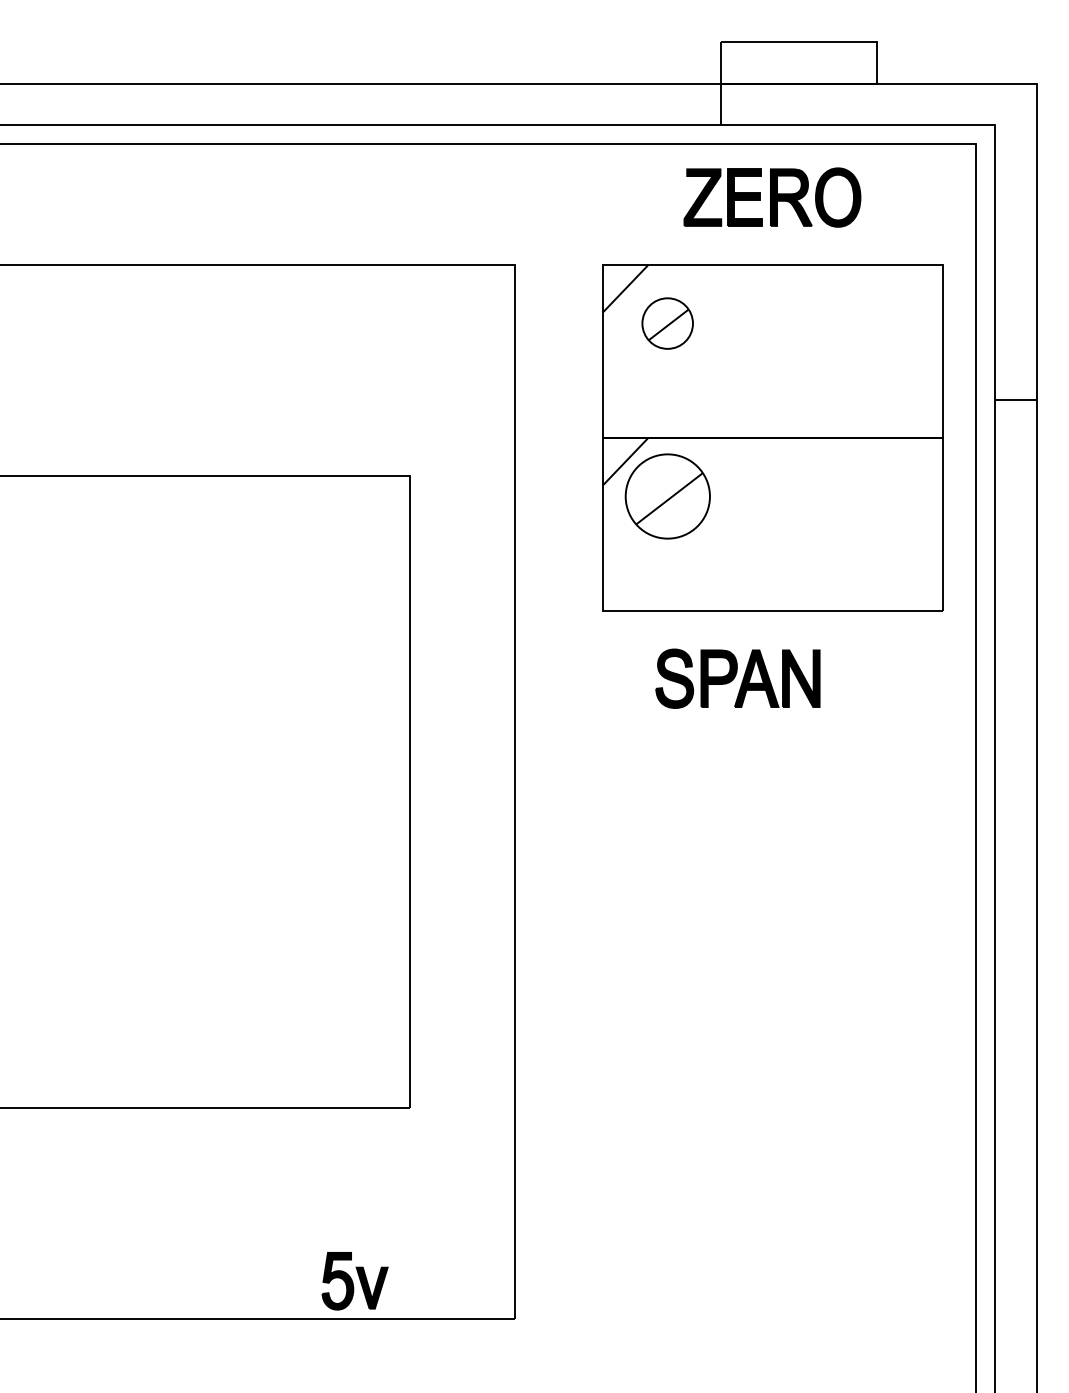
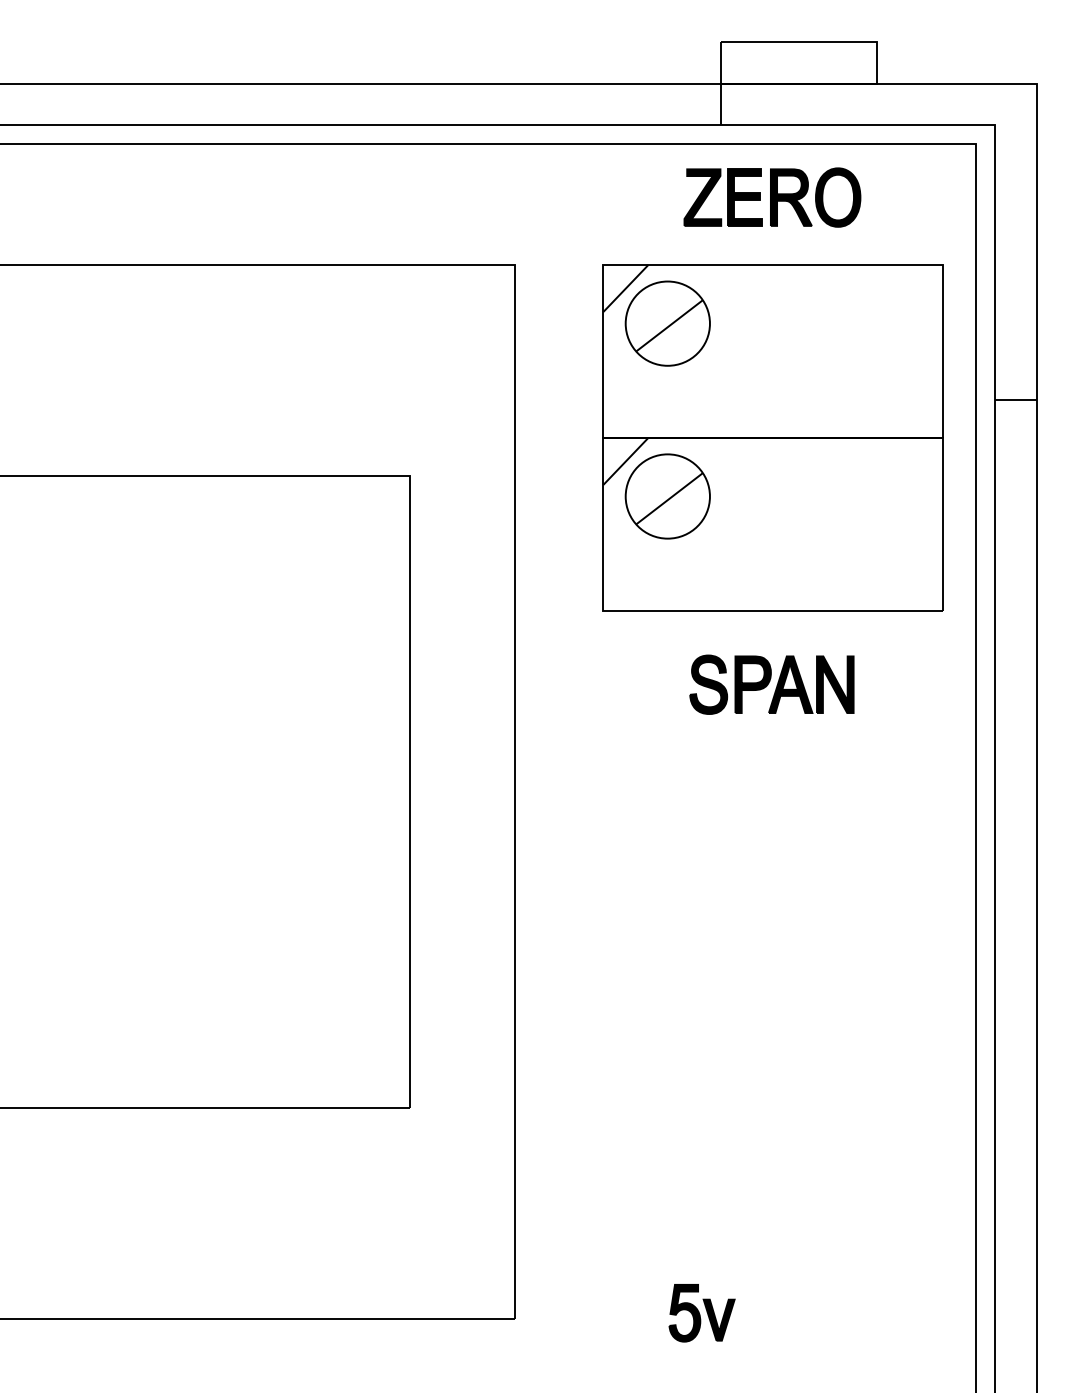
part size: 53x53 px -> 87x87 px (667, 323)
part position: (737, 678) -> (771, 684) (771, 684)
part position: (354, 1281) -> (701, 1313) (701, 1313)
